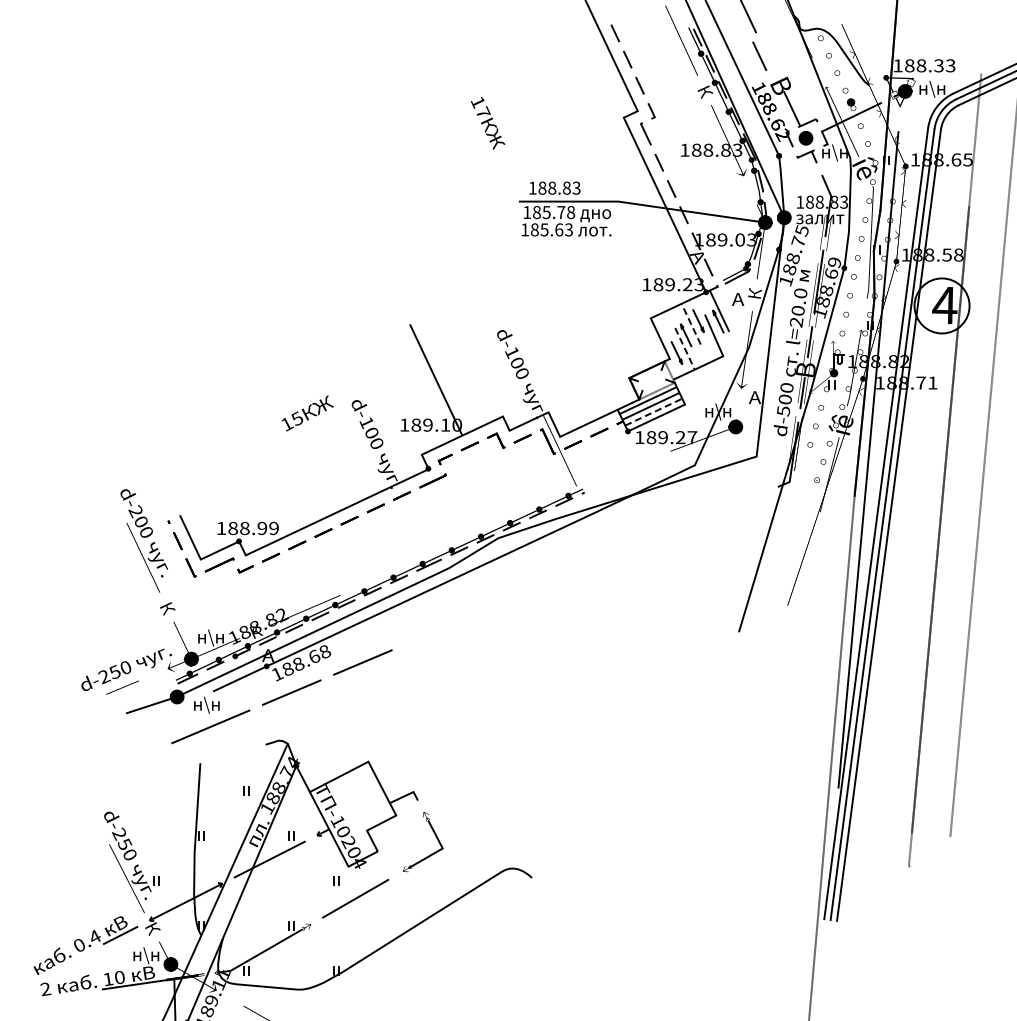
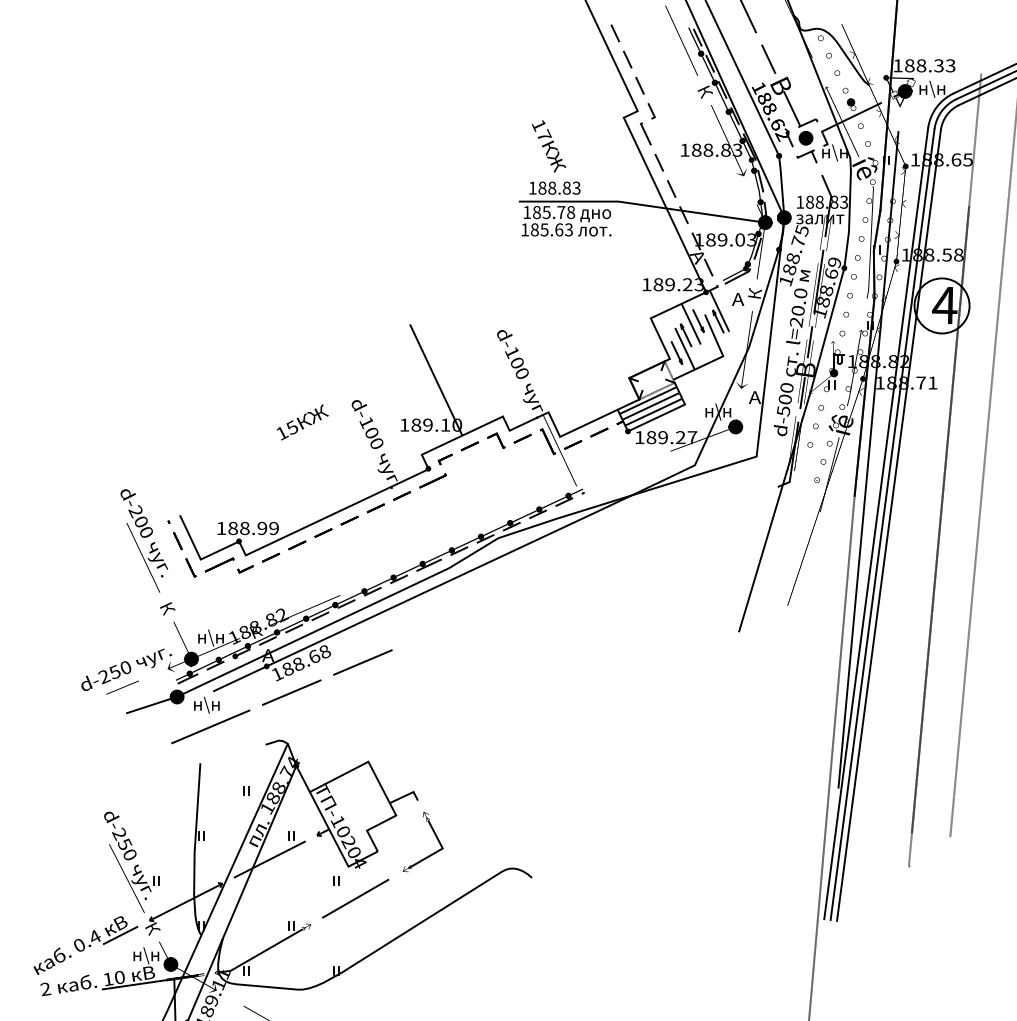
line position: (759, 55) -> (768, 58) (768, 58)
text position: (488, 123) -> (549, 146) (549, 146)
line: dashed -> solid (691, 324)
line: dashed -> solid (685, 348)
line: dashed -> solid (653, 412)
text position: (307, 413) -> (302, 422) (302, 422)
